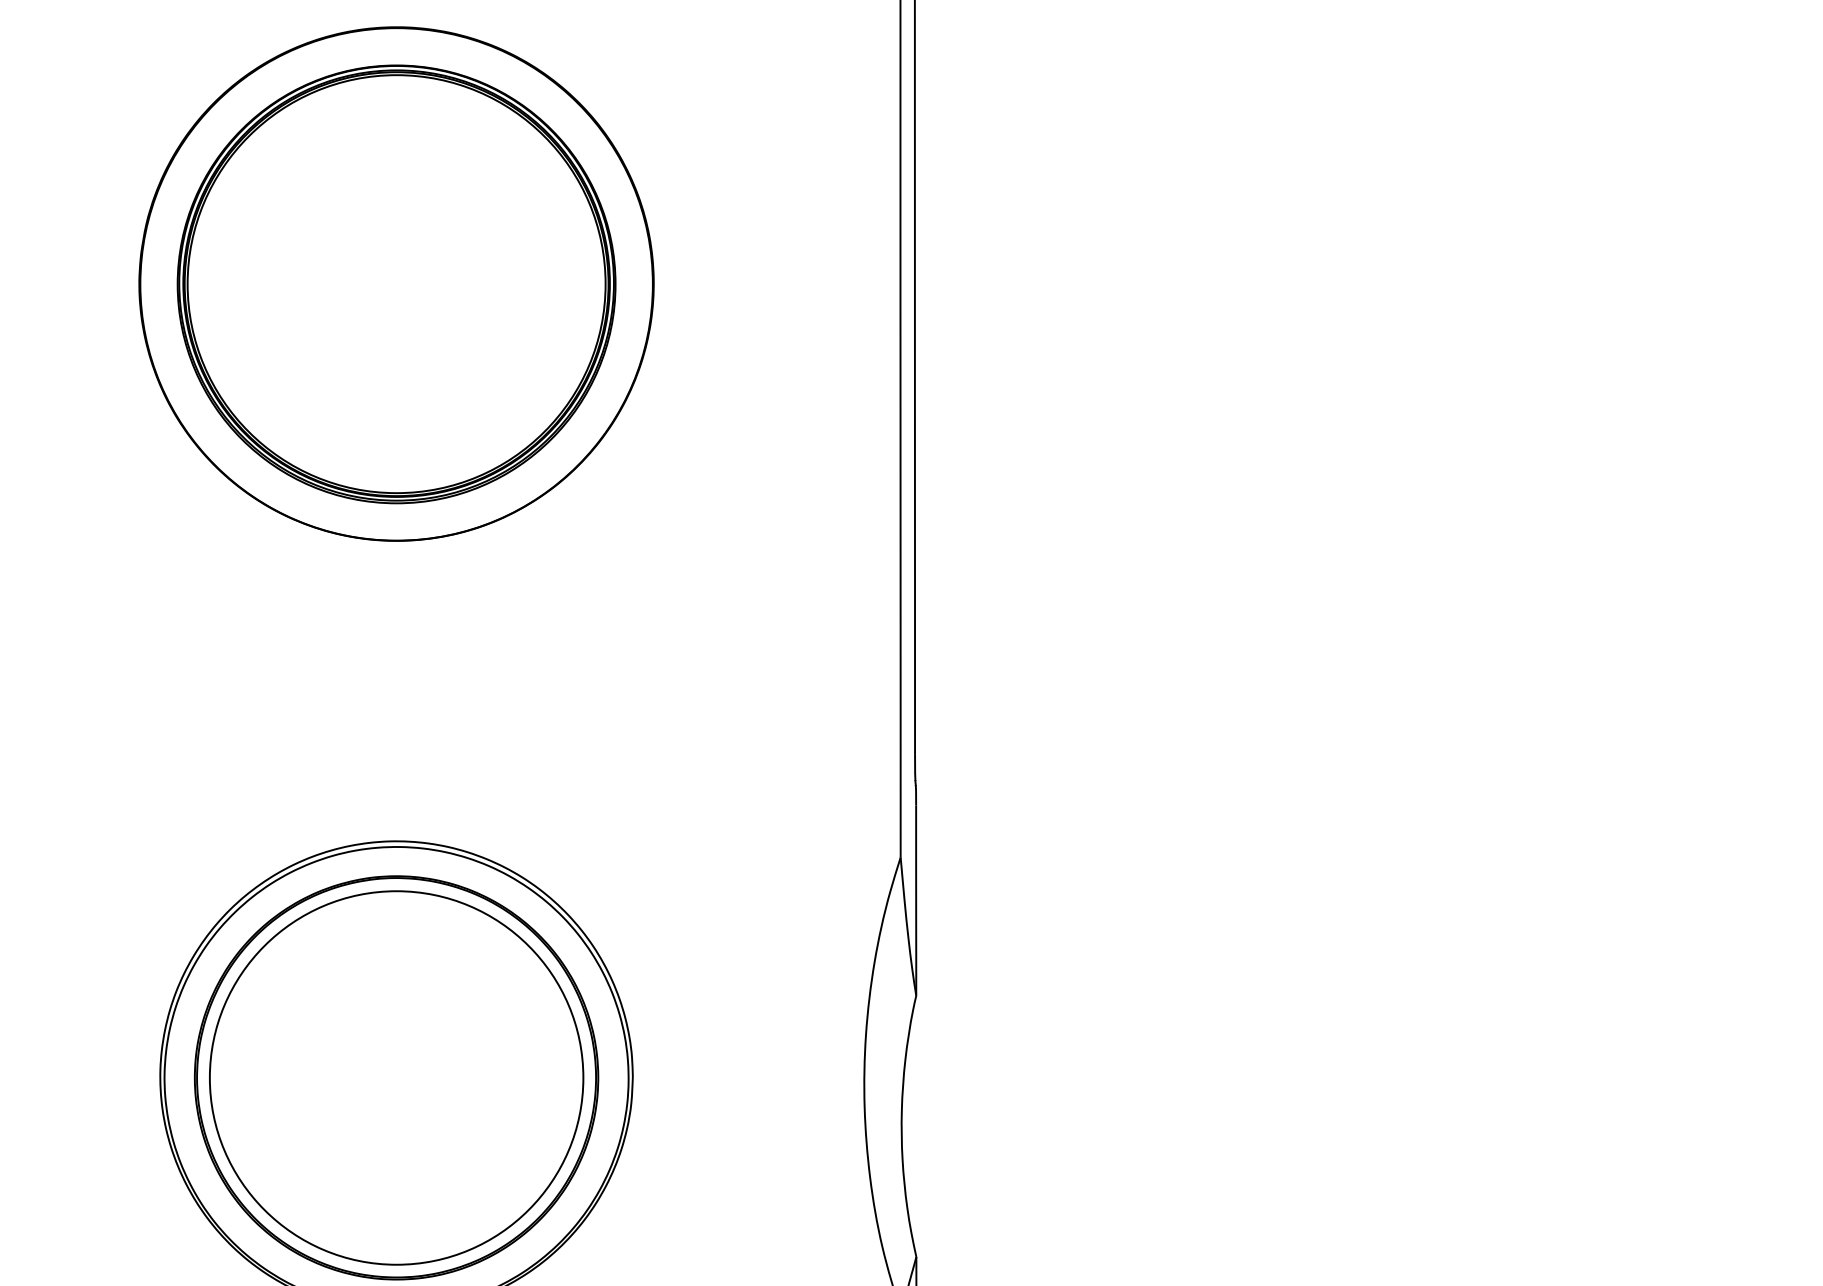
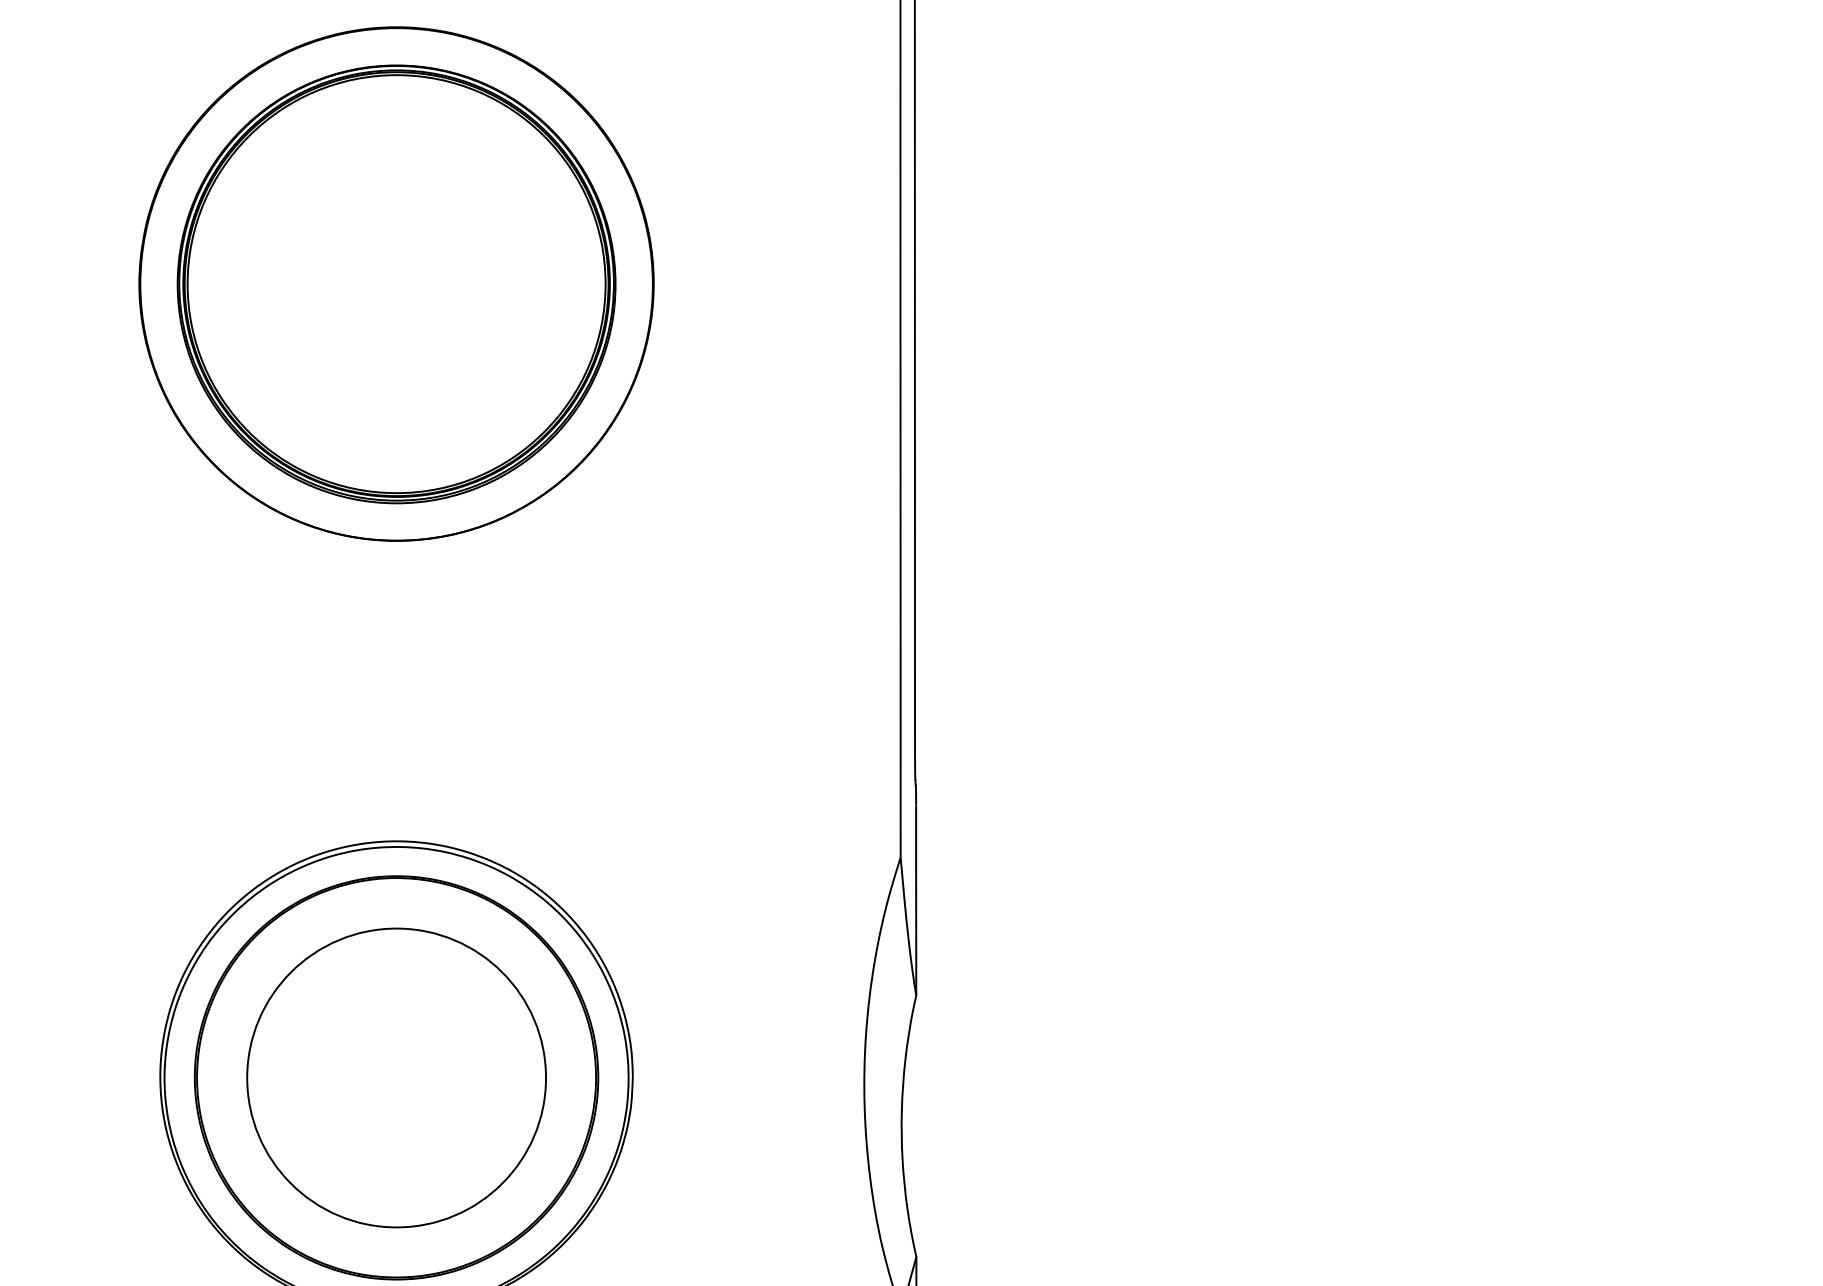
circle diameter: 374 px -> 299 px (396, 1077)
